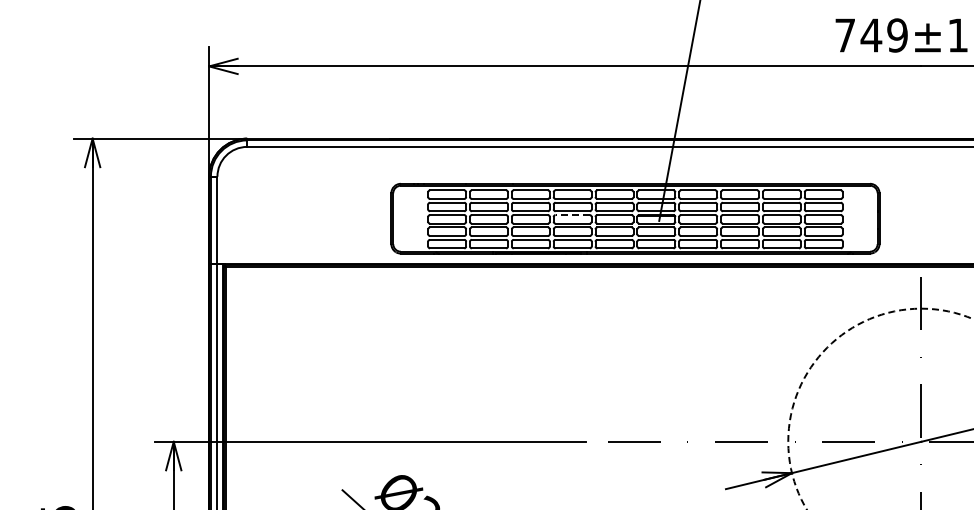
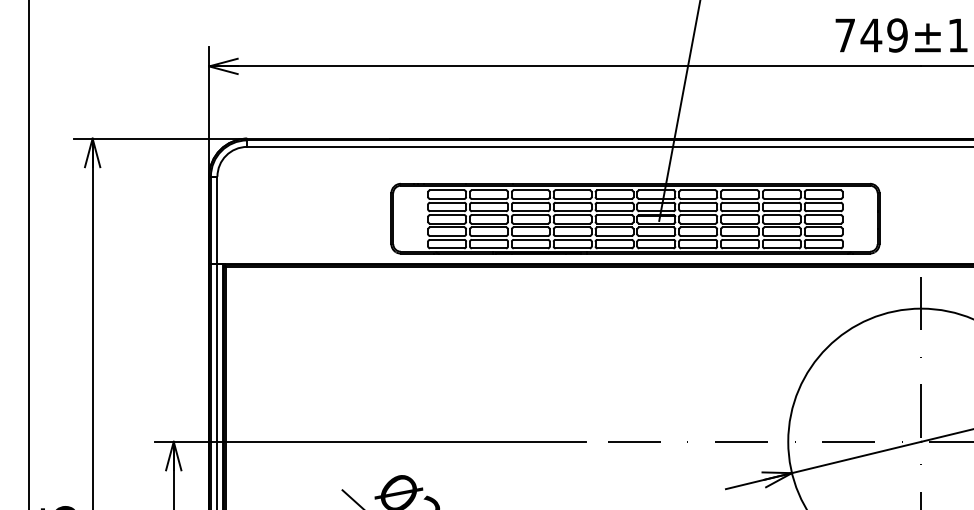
line: dashed -> solid (572, 215)
line: none -> present (29, 254)
circle: dashed -> solid (880, 408)
